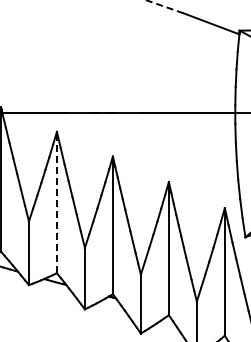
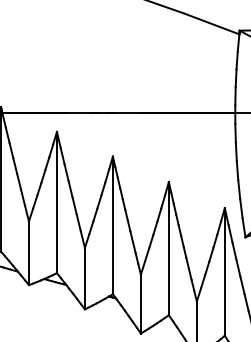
line: dashed -> solid (165, 6)
line: dashed -> solid (56, 202)
